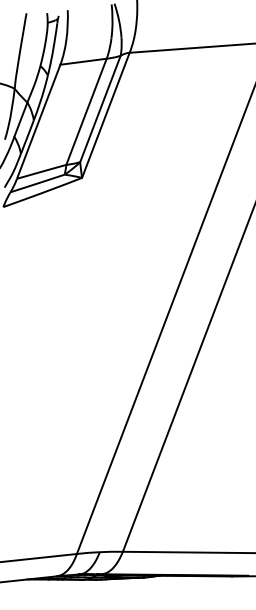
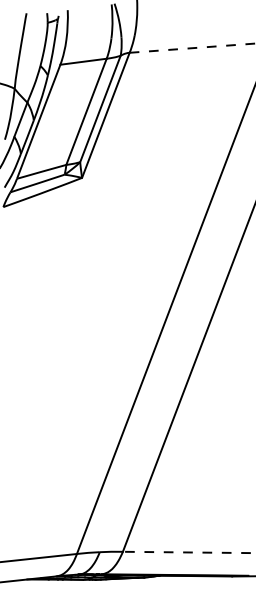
line: solid -> dashed (193, 48)
line: solid -> dashed (188, 552)
